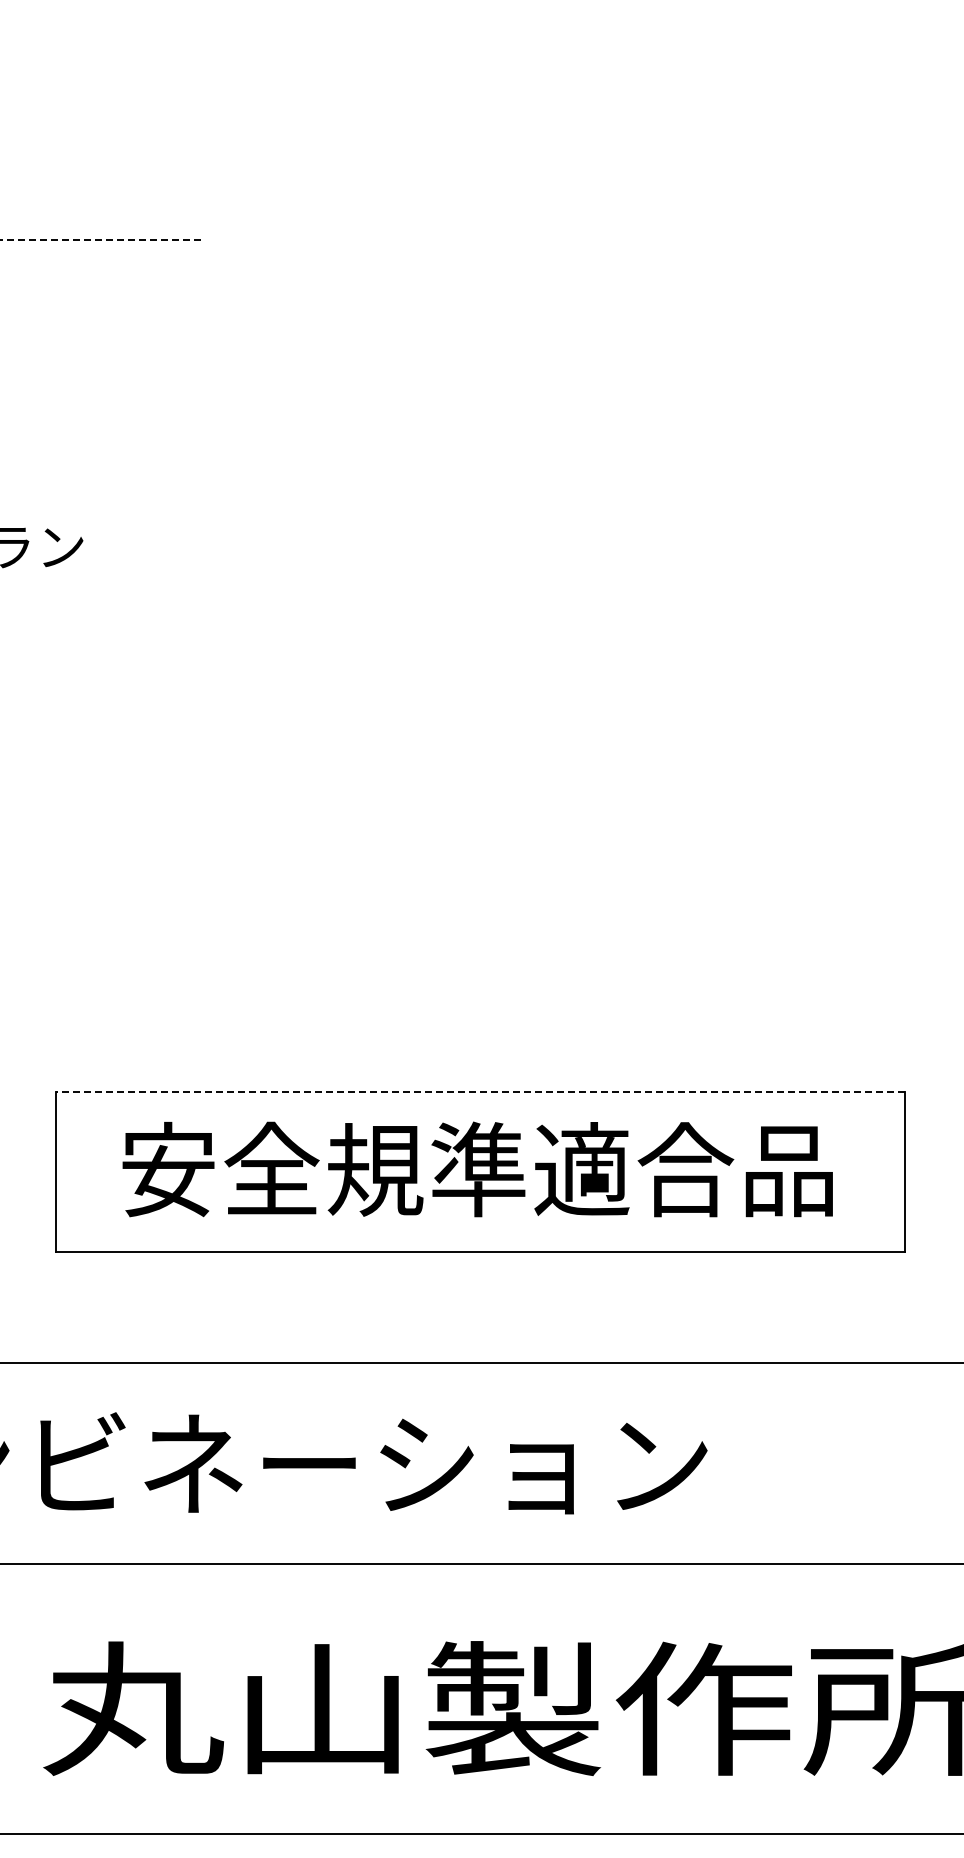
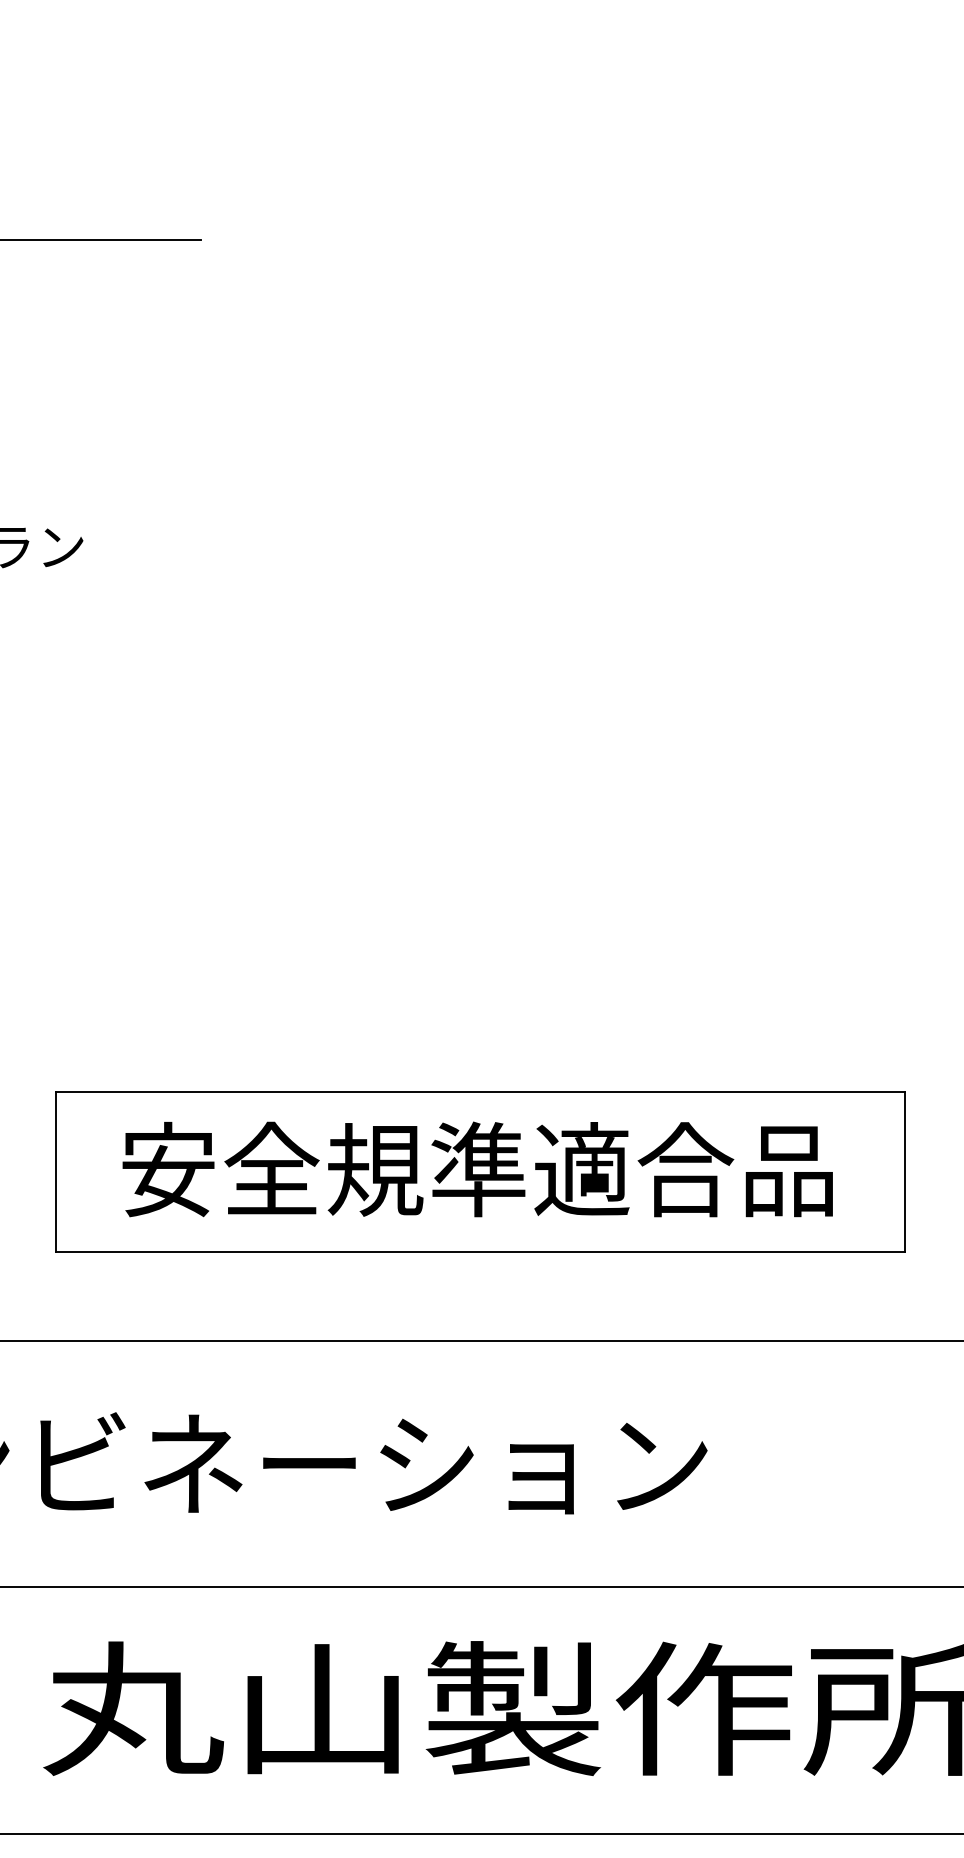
line: dashed -> solid (100, 240)
line: dashed -> solid (480, 1091)
line position: (481, 1362) -> (481, 1340) (481, 1340)
line position: (481, 1564) -> (481, 1587) (481, 1587)
